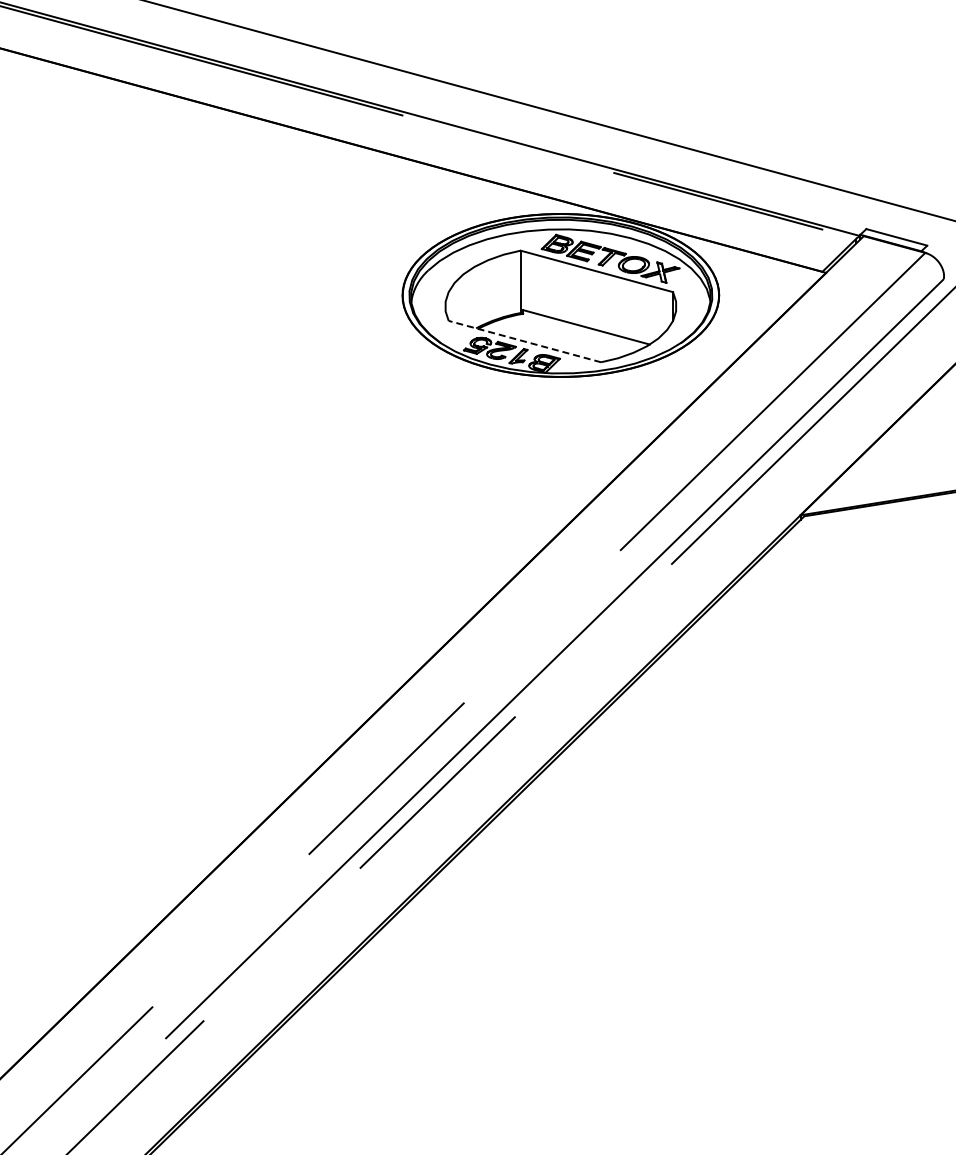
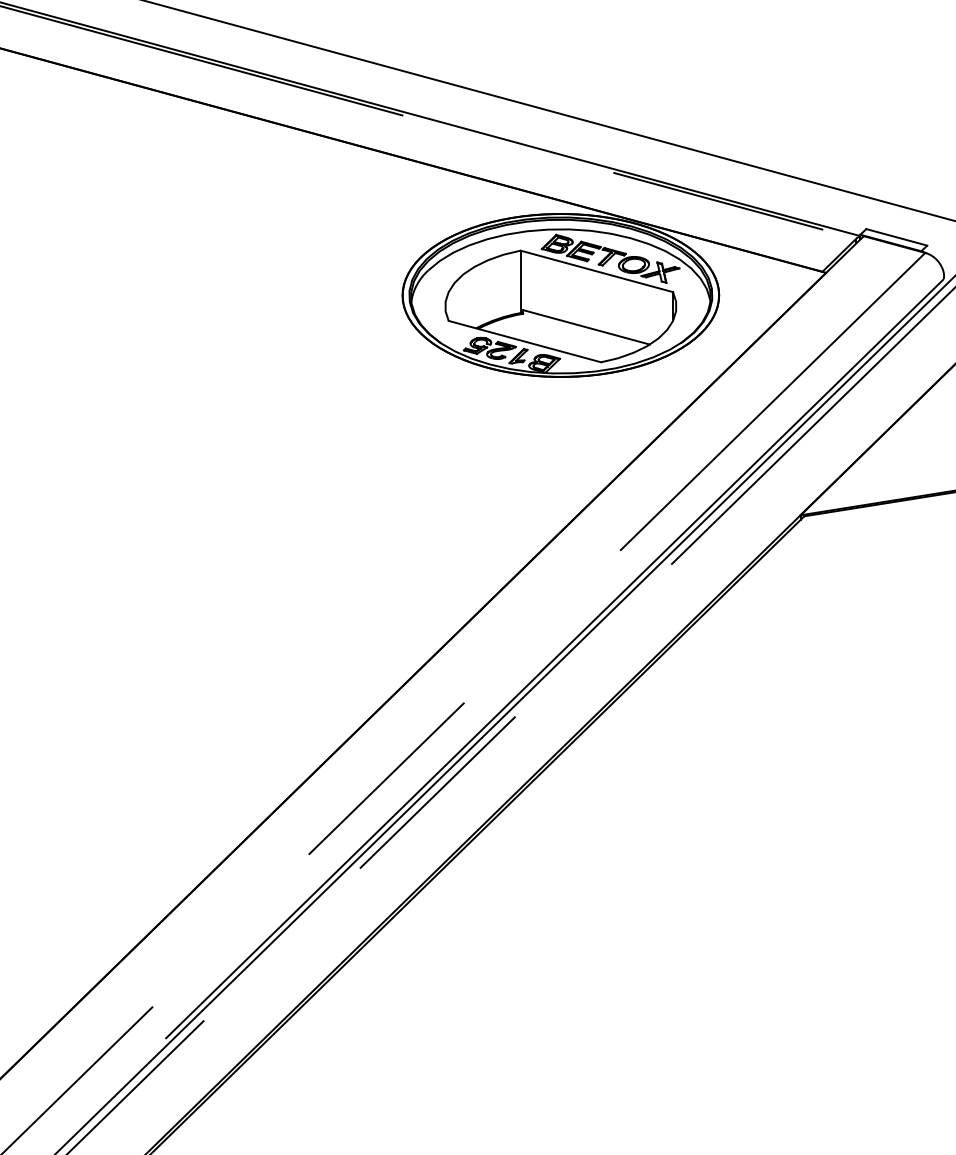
line: dashed -> solid (524, 341)
line: none -> present (505, 714)
